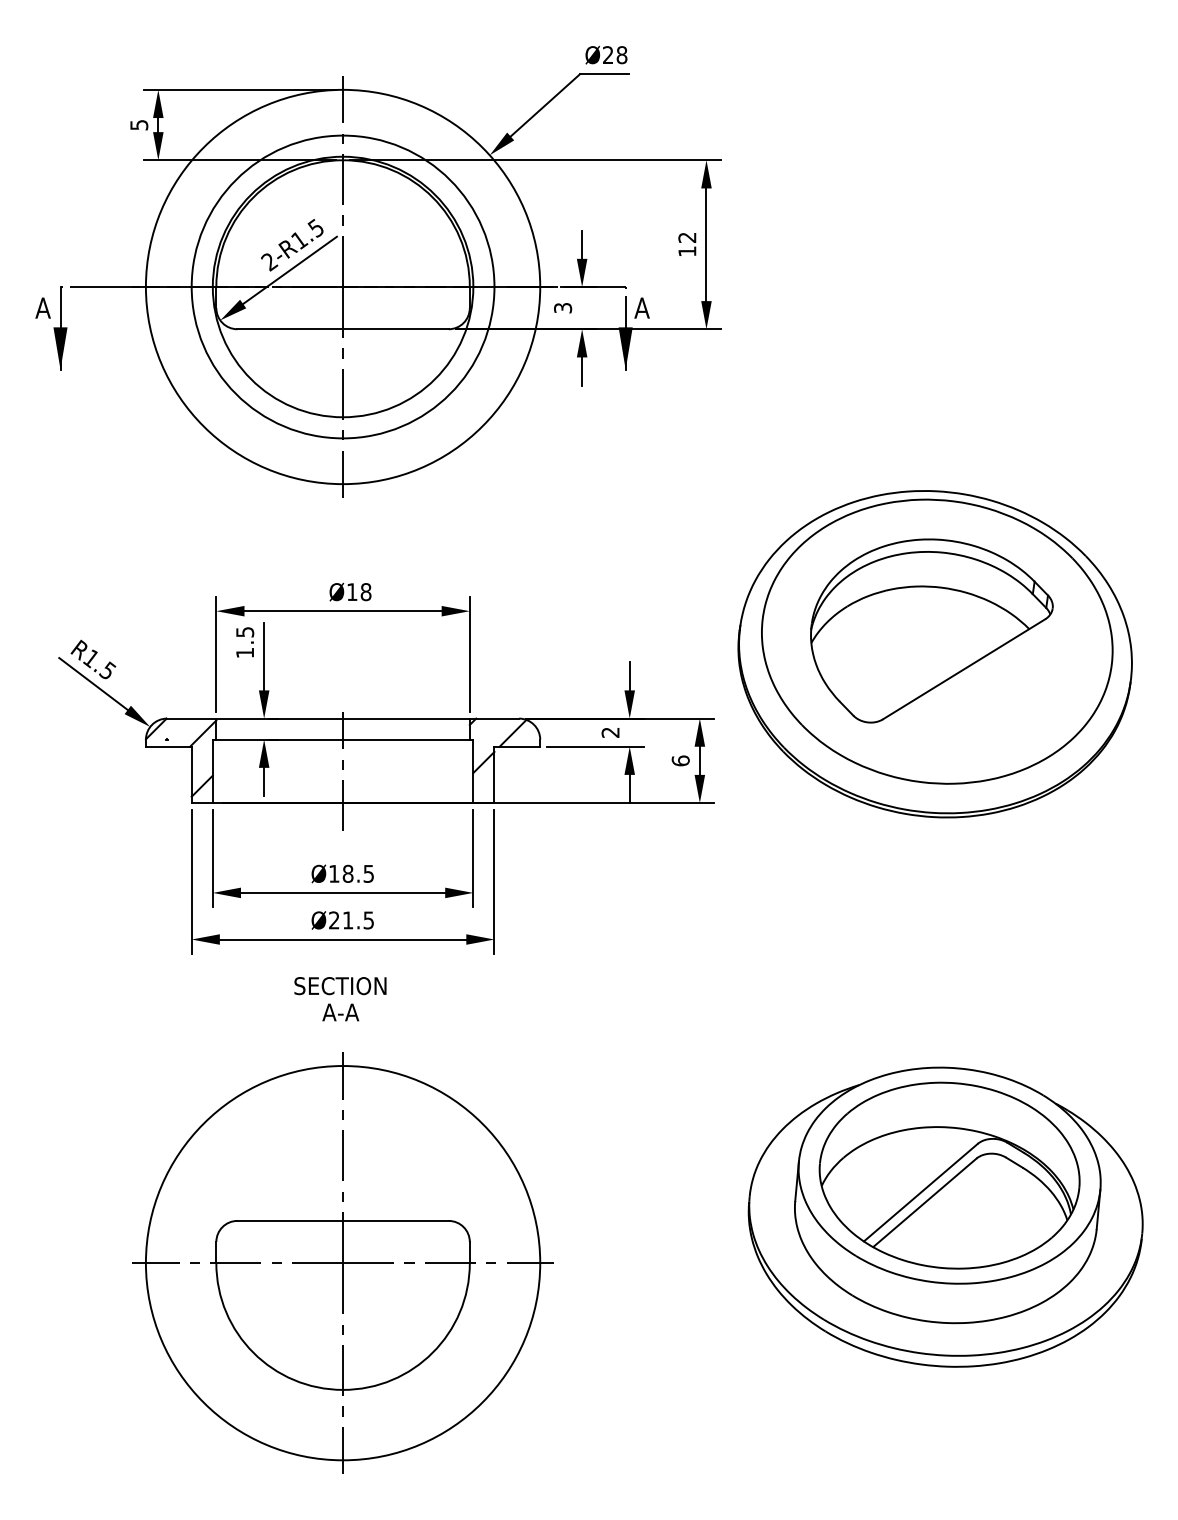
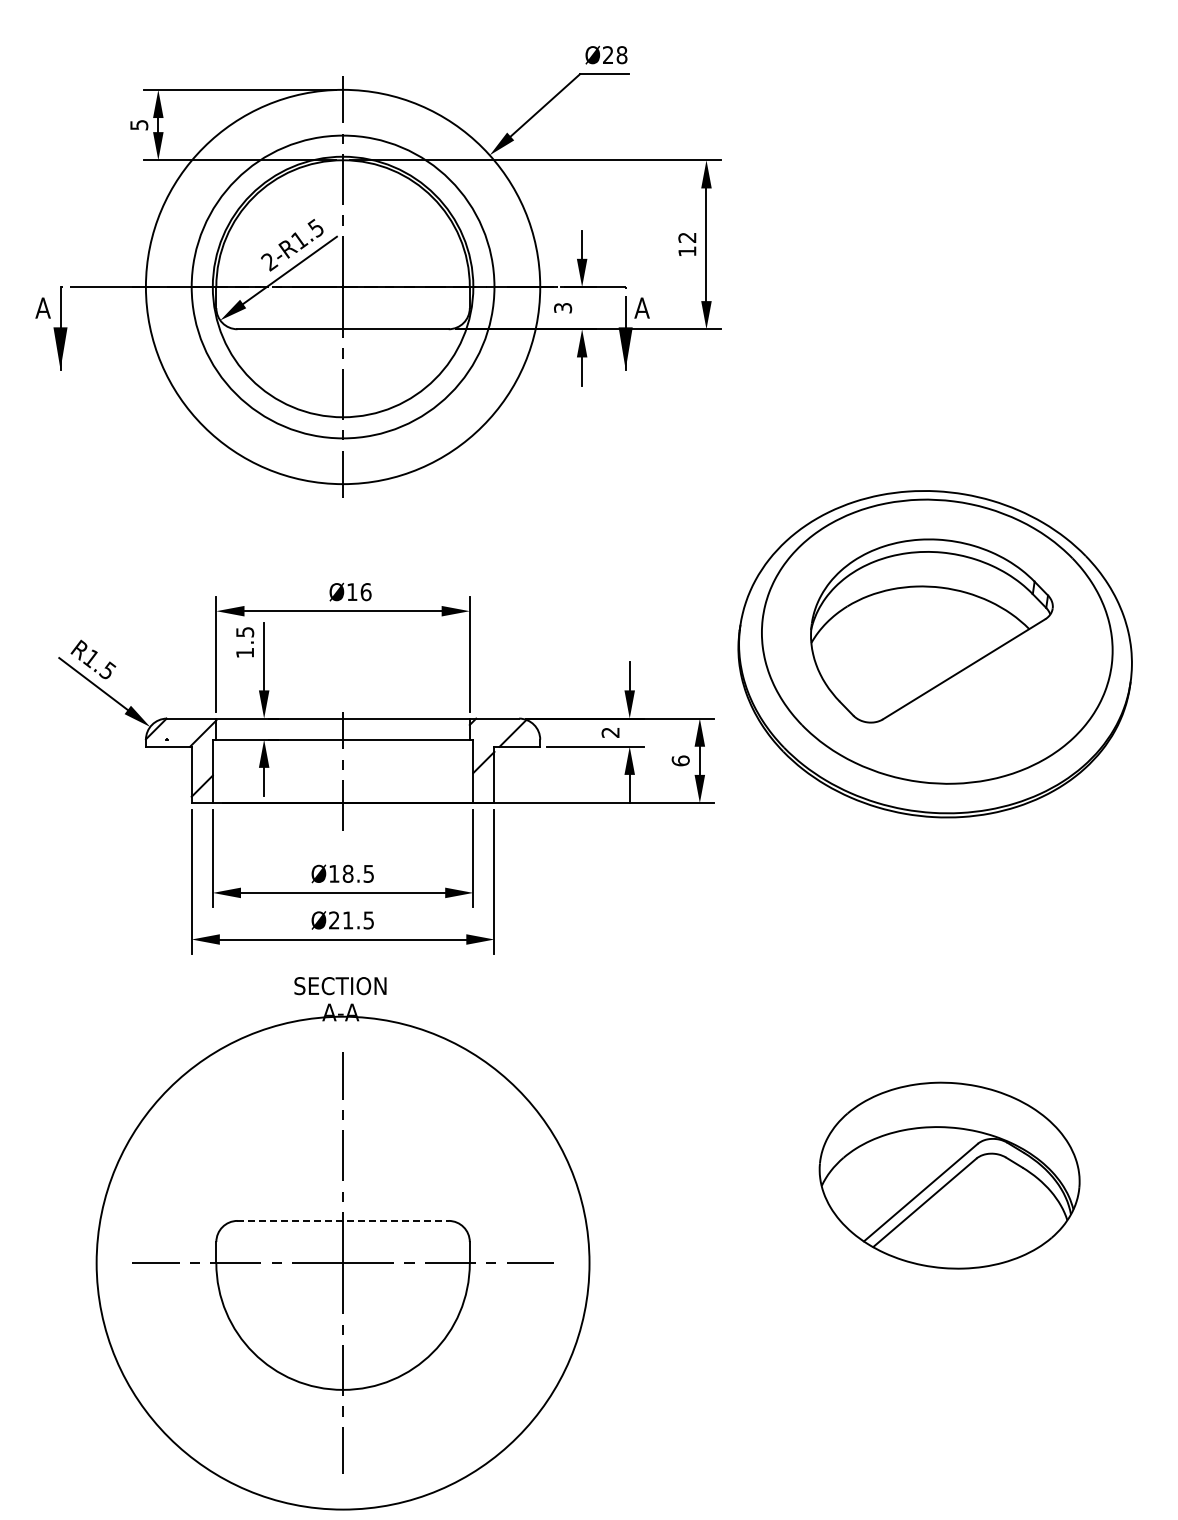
text: Ø18 -> Ø16 (365, 591)
part: present -> none (945, 1216)
line: solid -> dashed (343, 1220)
circle diameter: 394 px -> 493 px (342, 1262)
